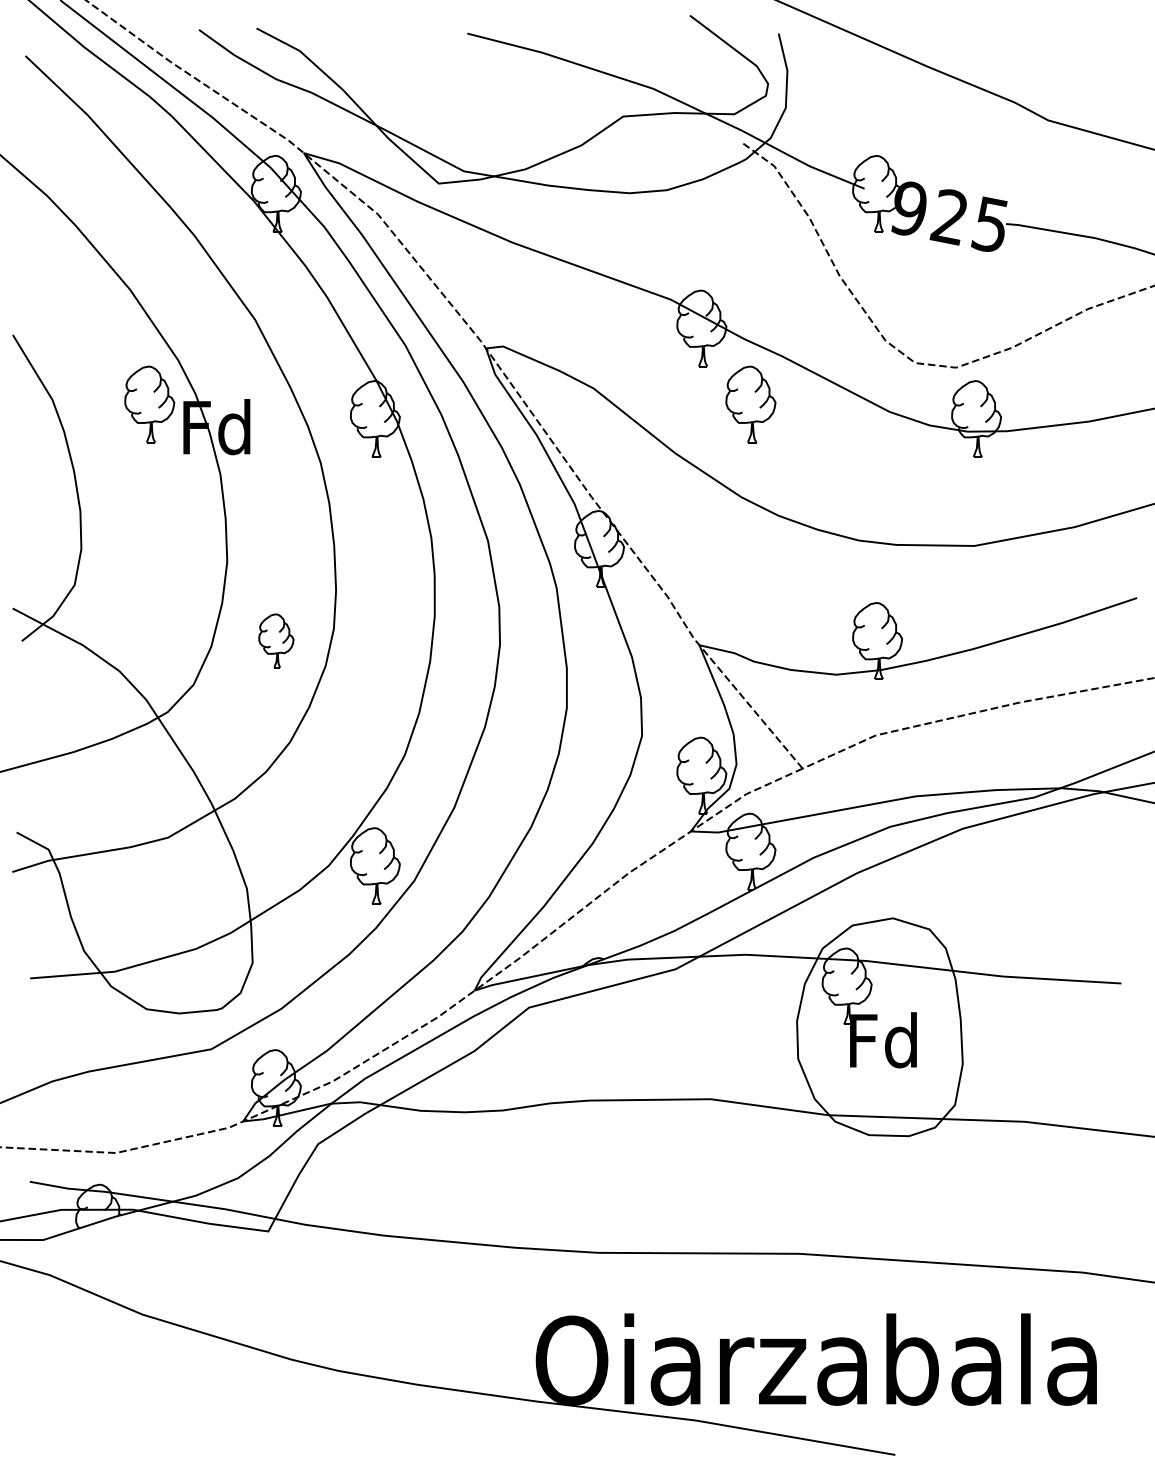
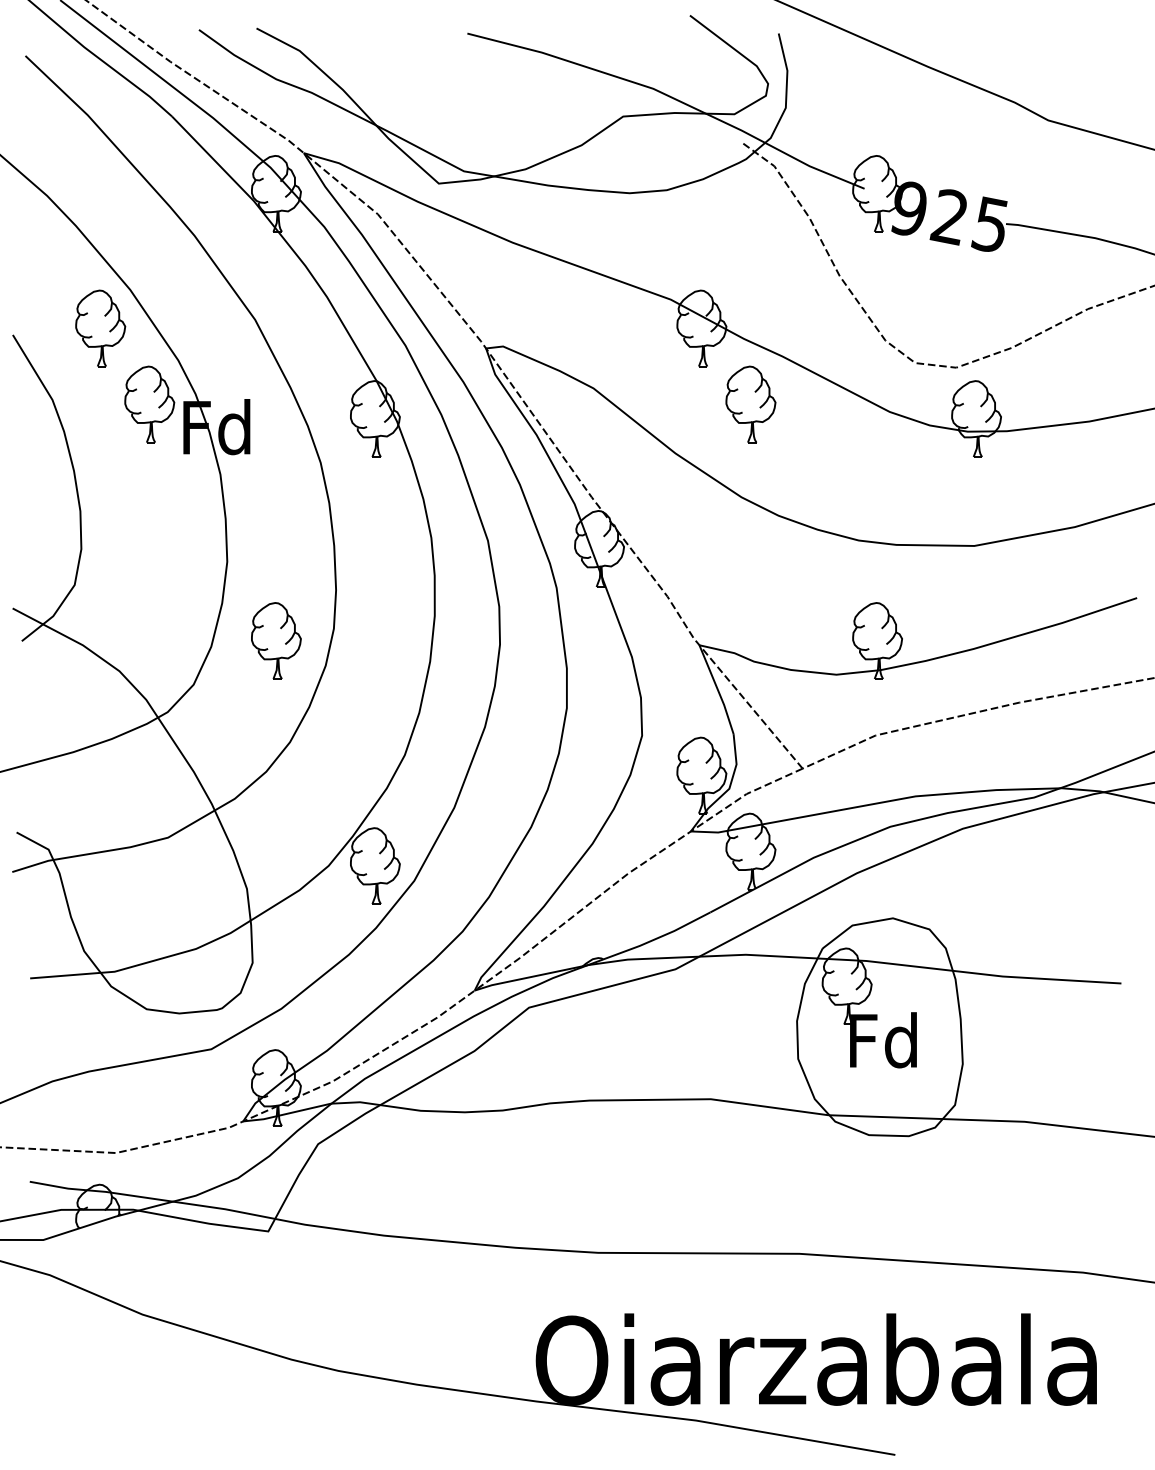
part: none -> present (100, 328)
part size: 37x56 px -> 51x78 px (276, 640)
